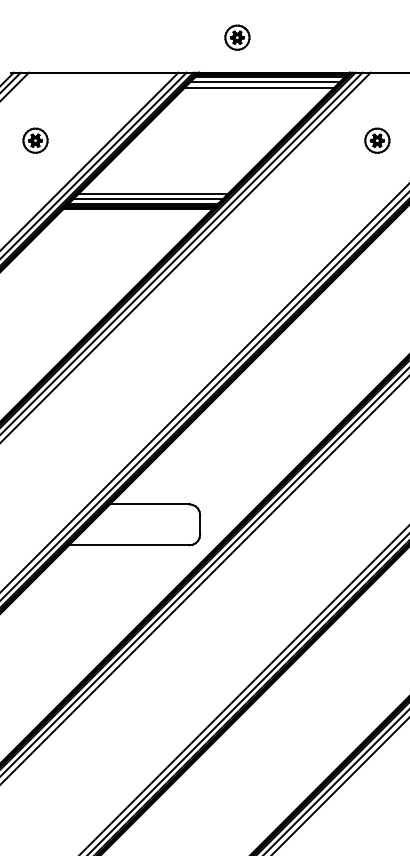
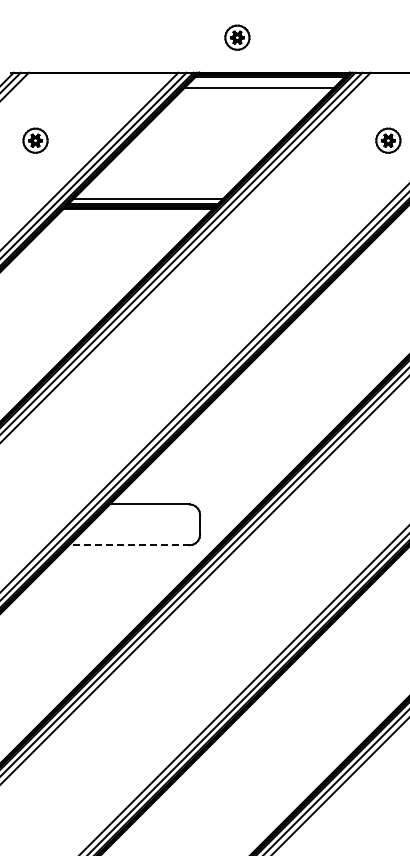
line: present -> none (264, 82)
part position: (377, 140) -> (388, 140) (388, 140)
line: present -> none (153, 193)
line: solid -> dashed (128, 545)
